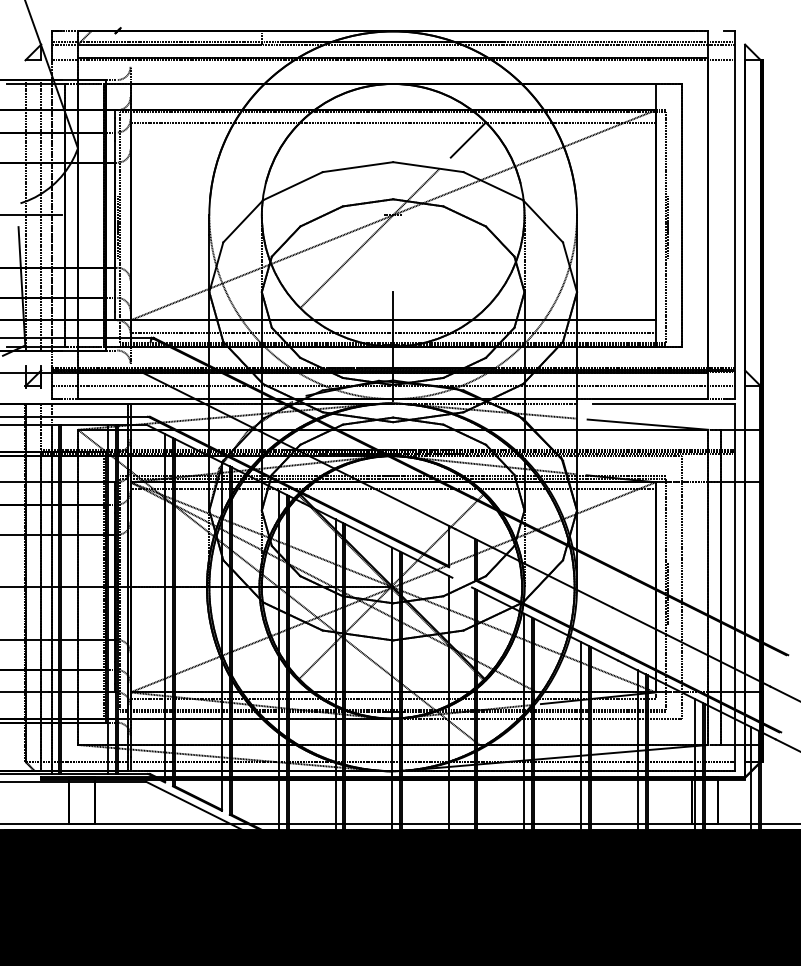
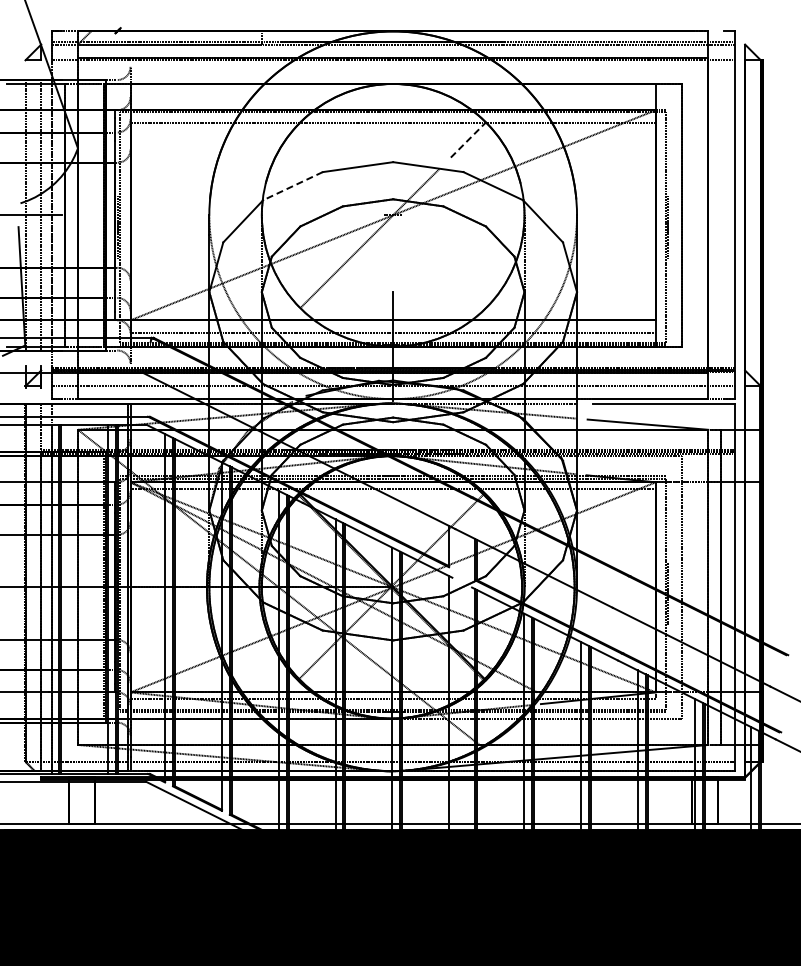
line: solid -> dashed (468, 140)
line: solid -> dashed (292, 186)
